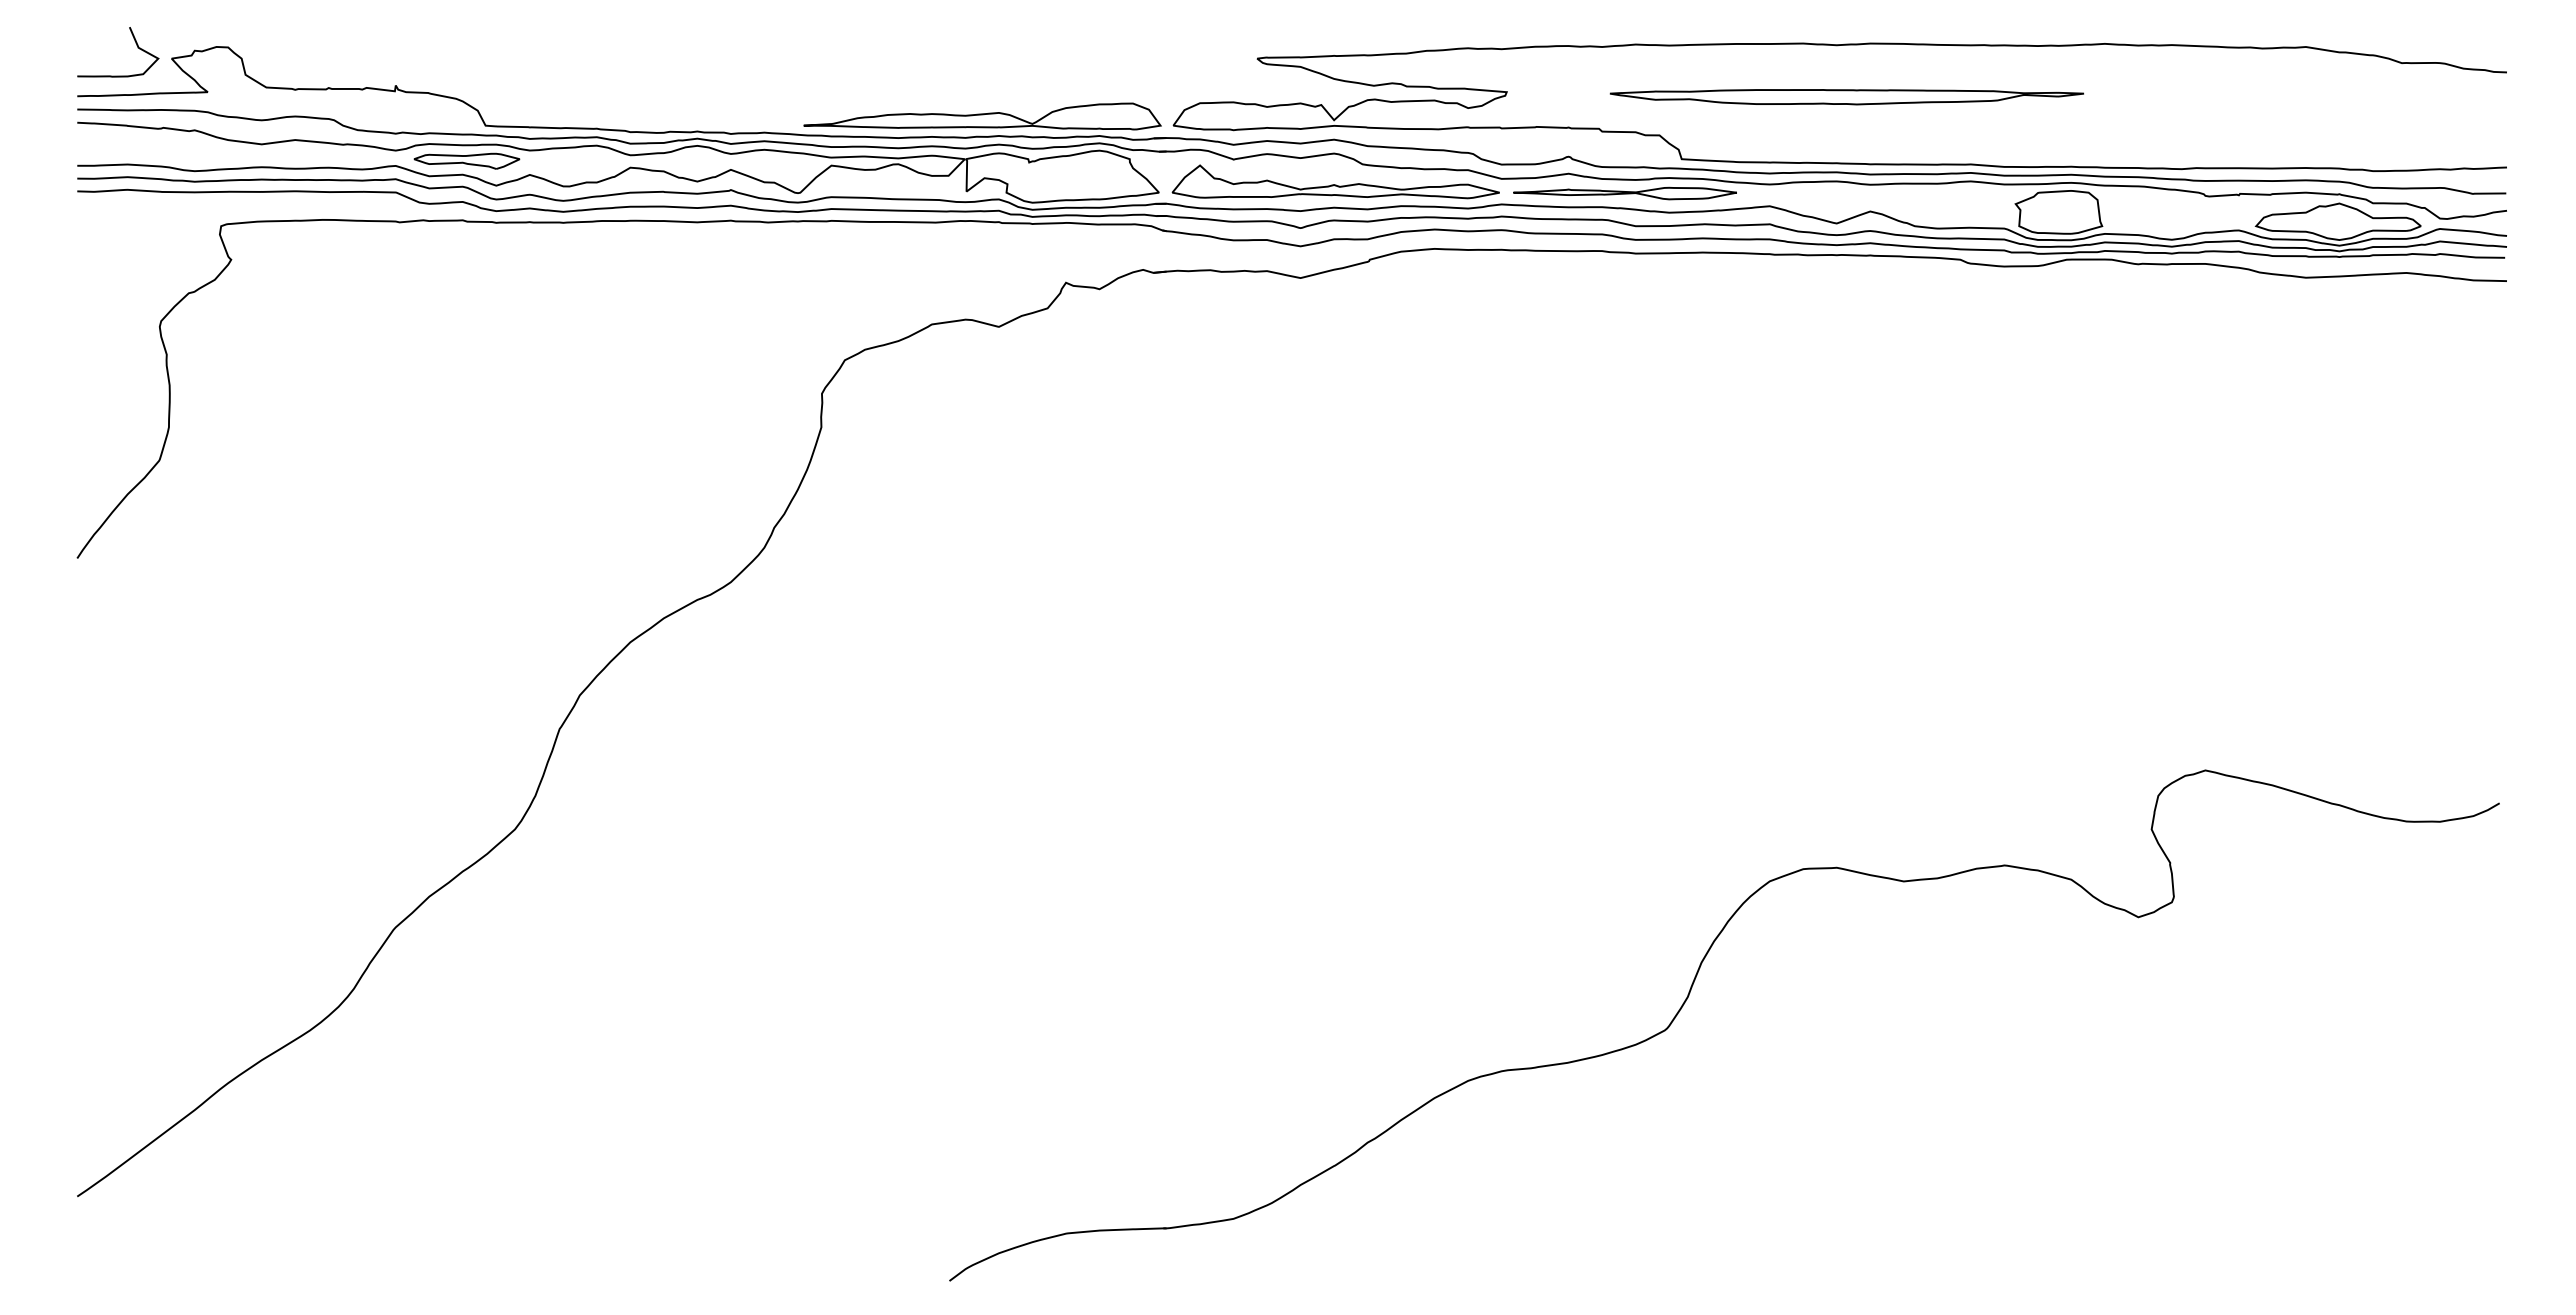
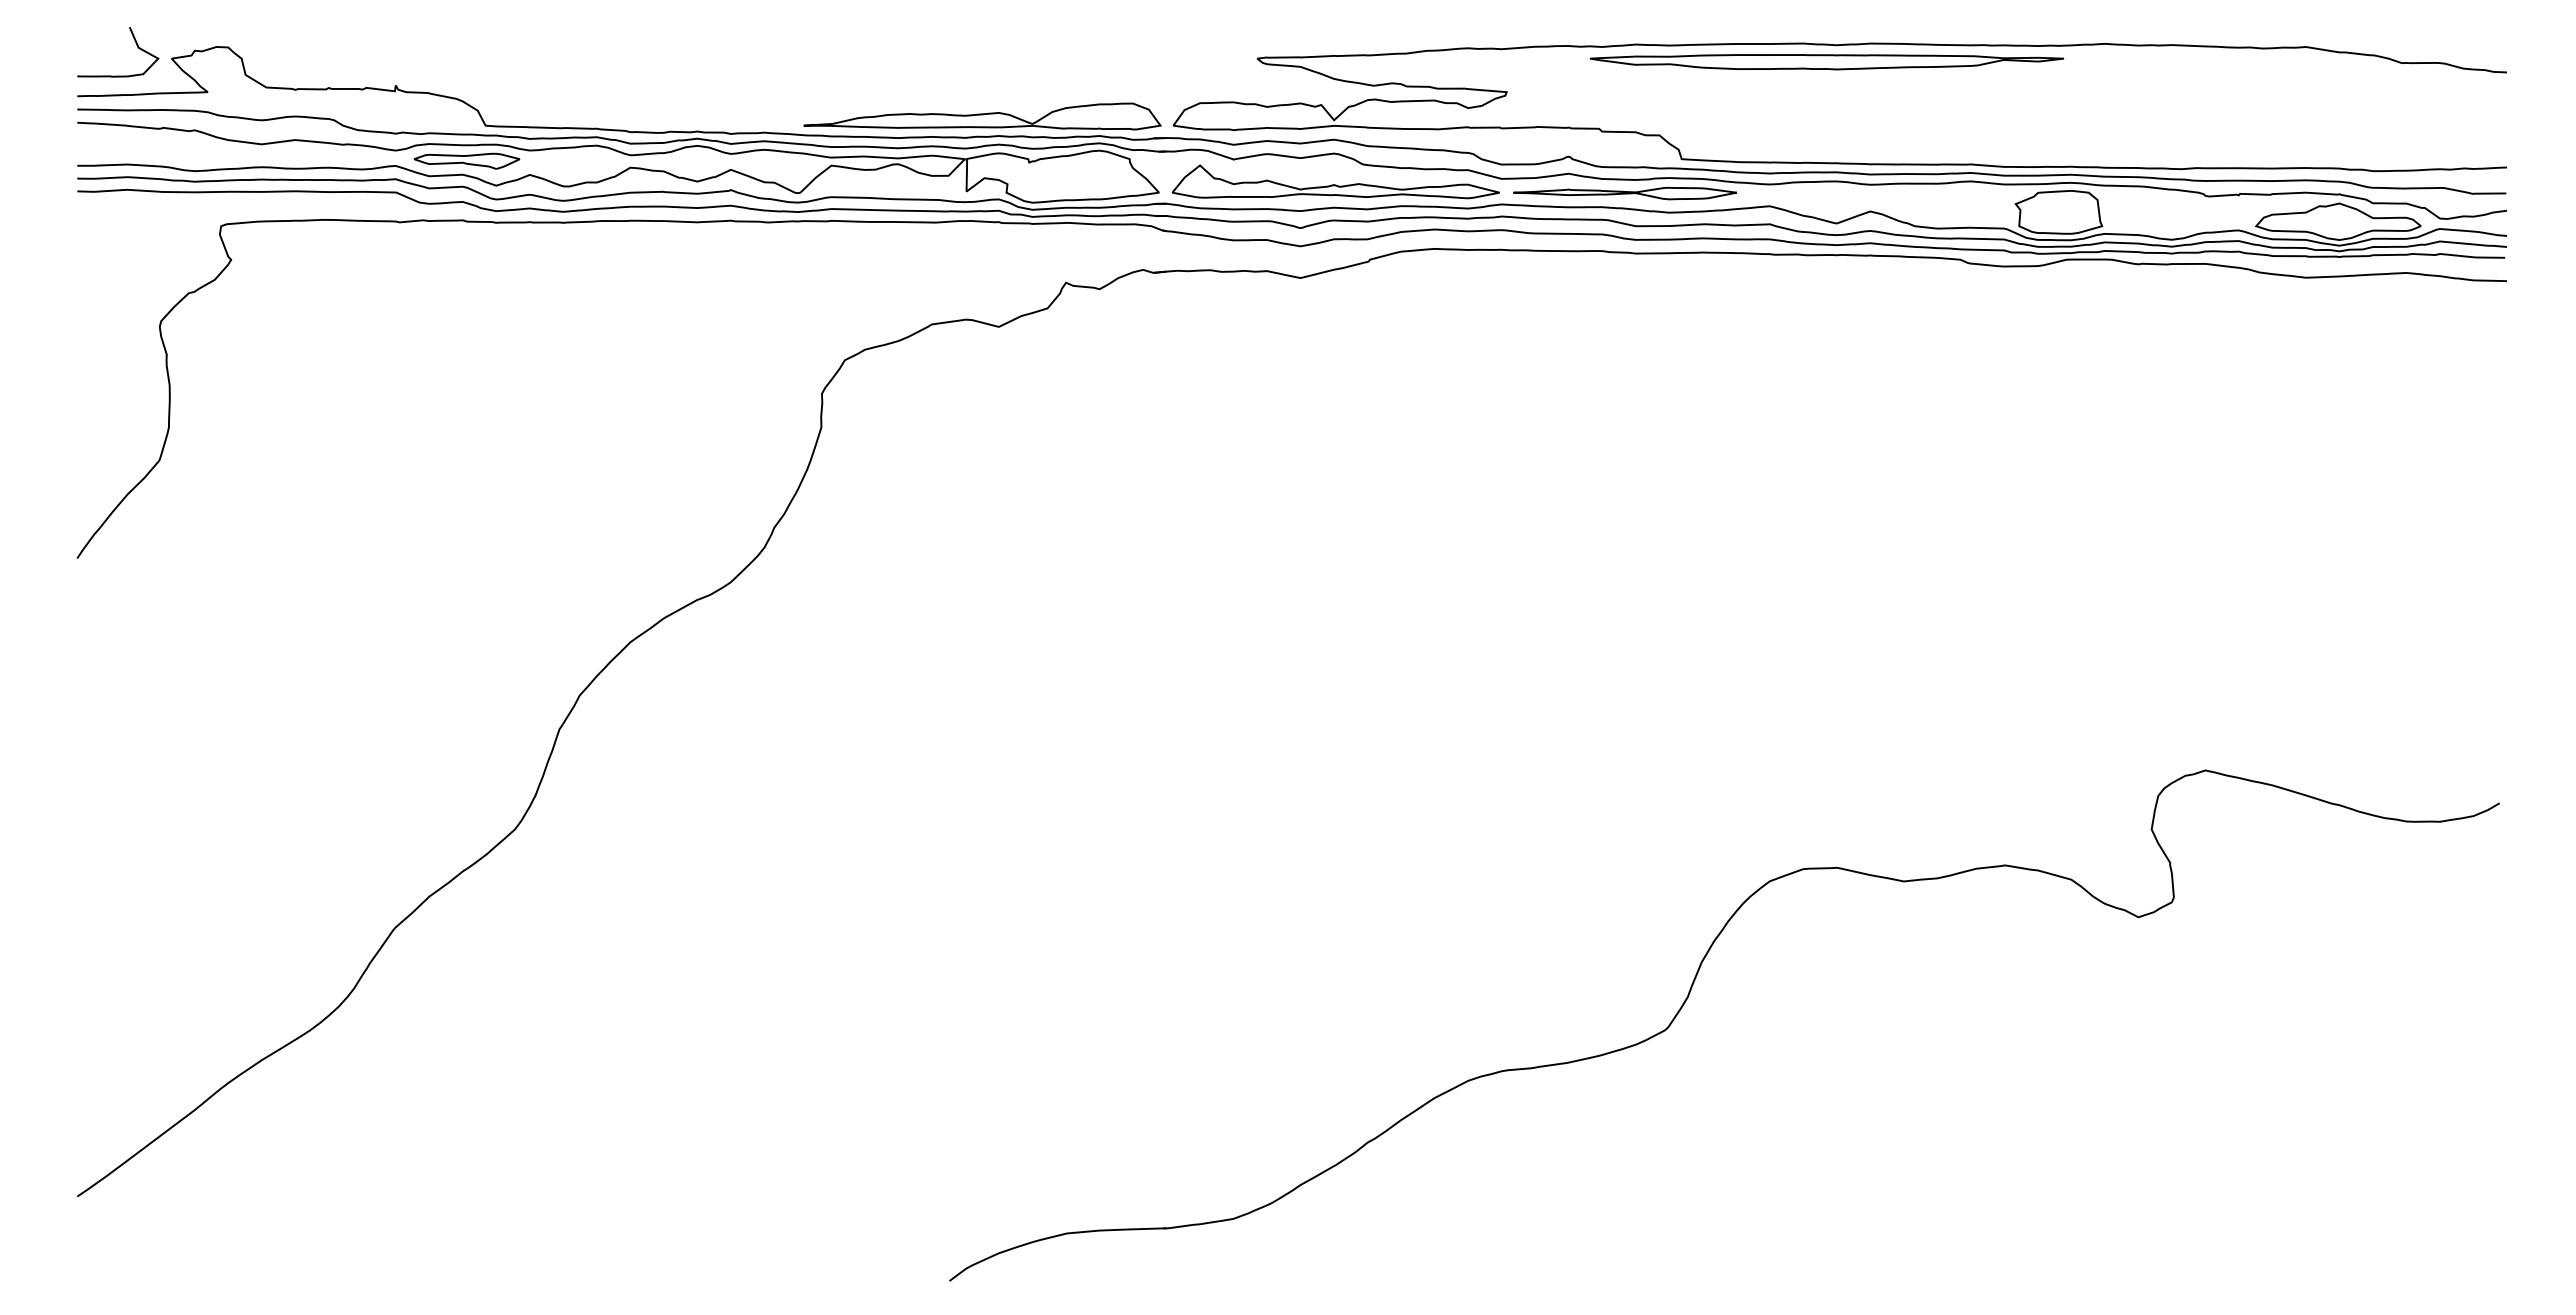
part position: (1846, 97) -> (1826, 62) (1826, 62)
